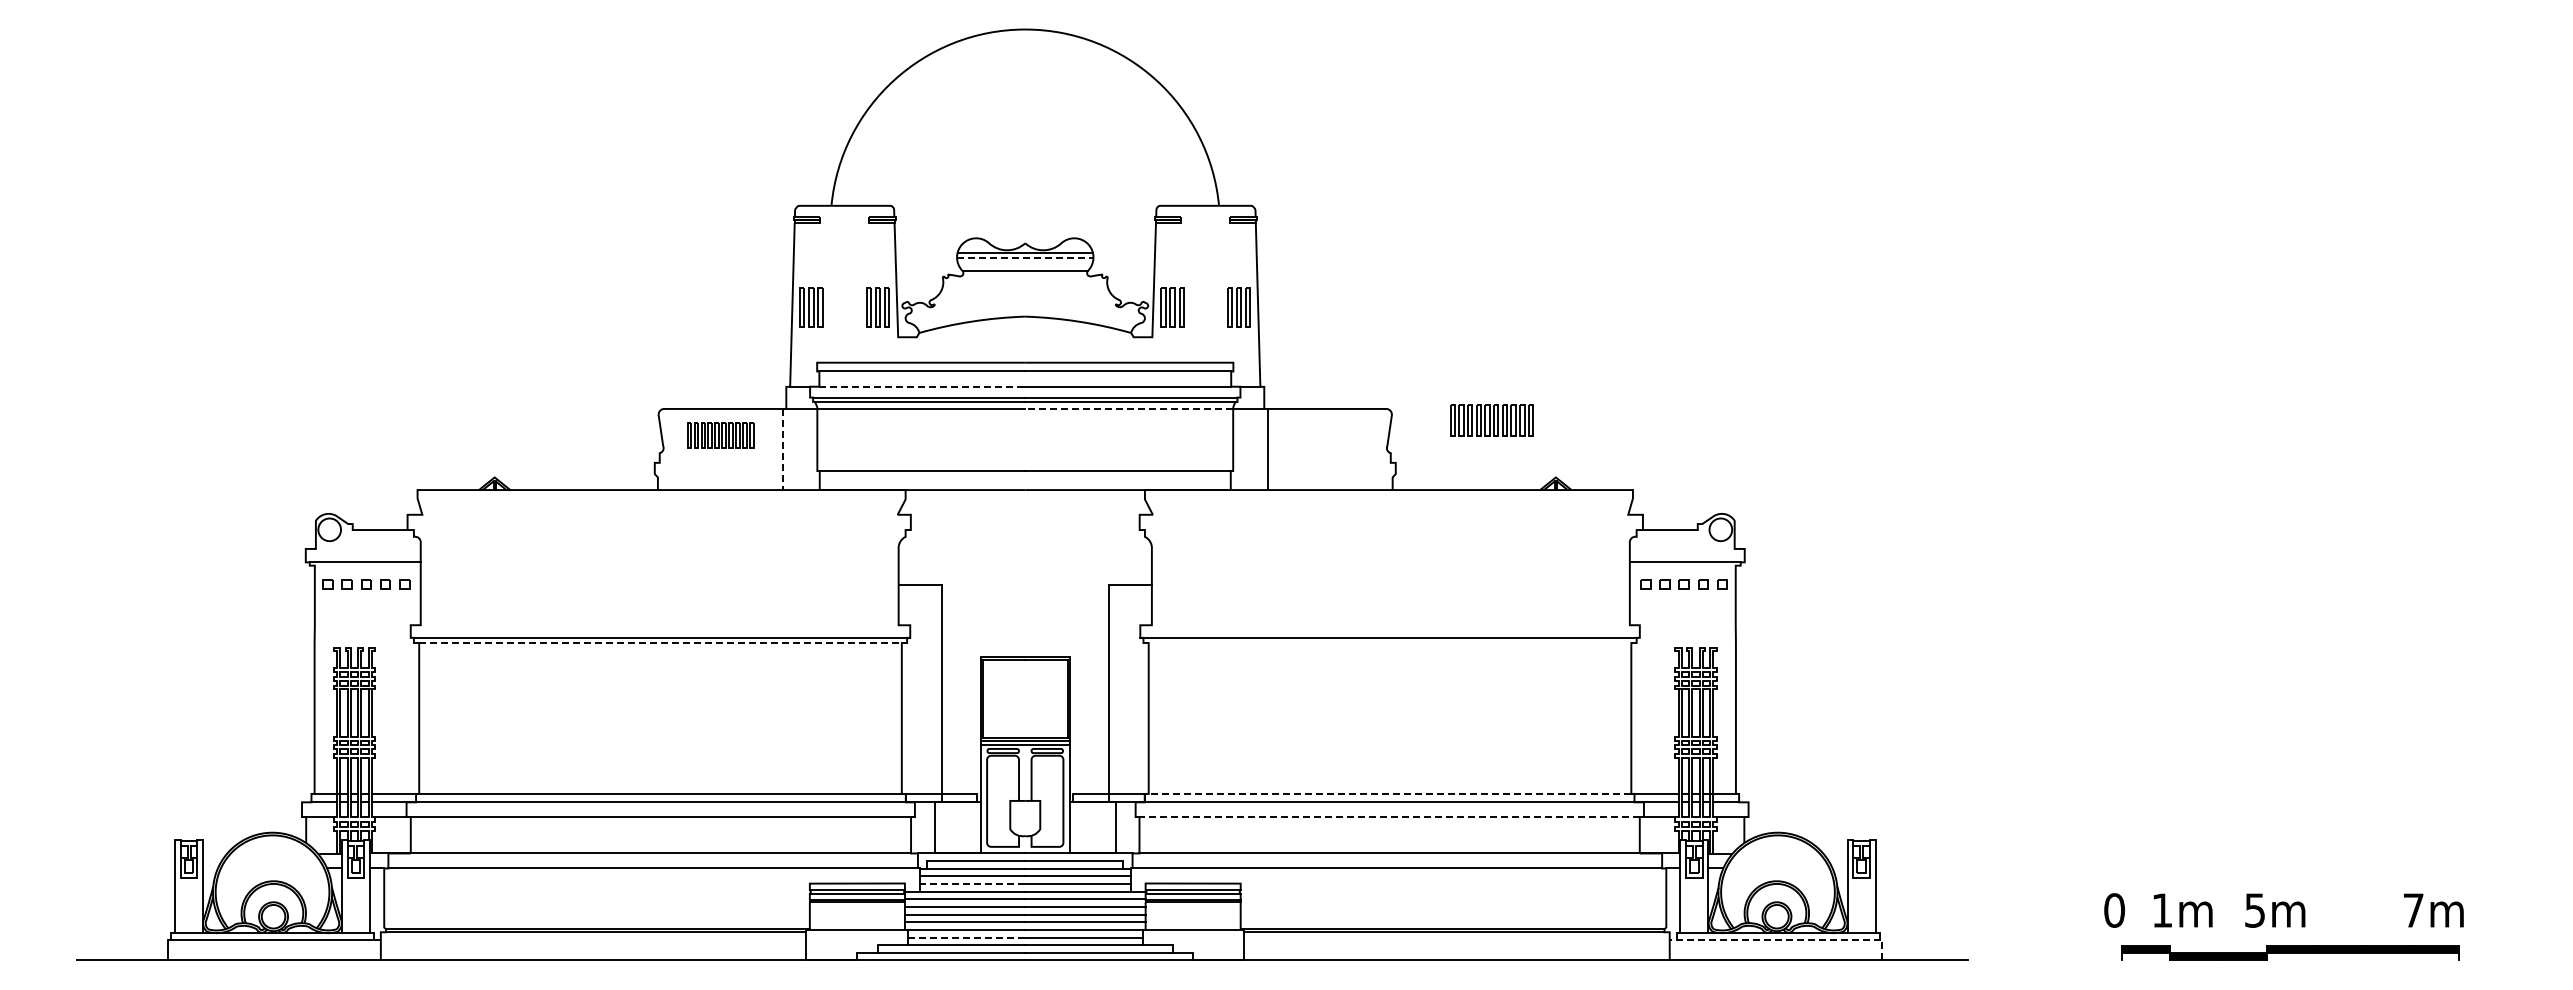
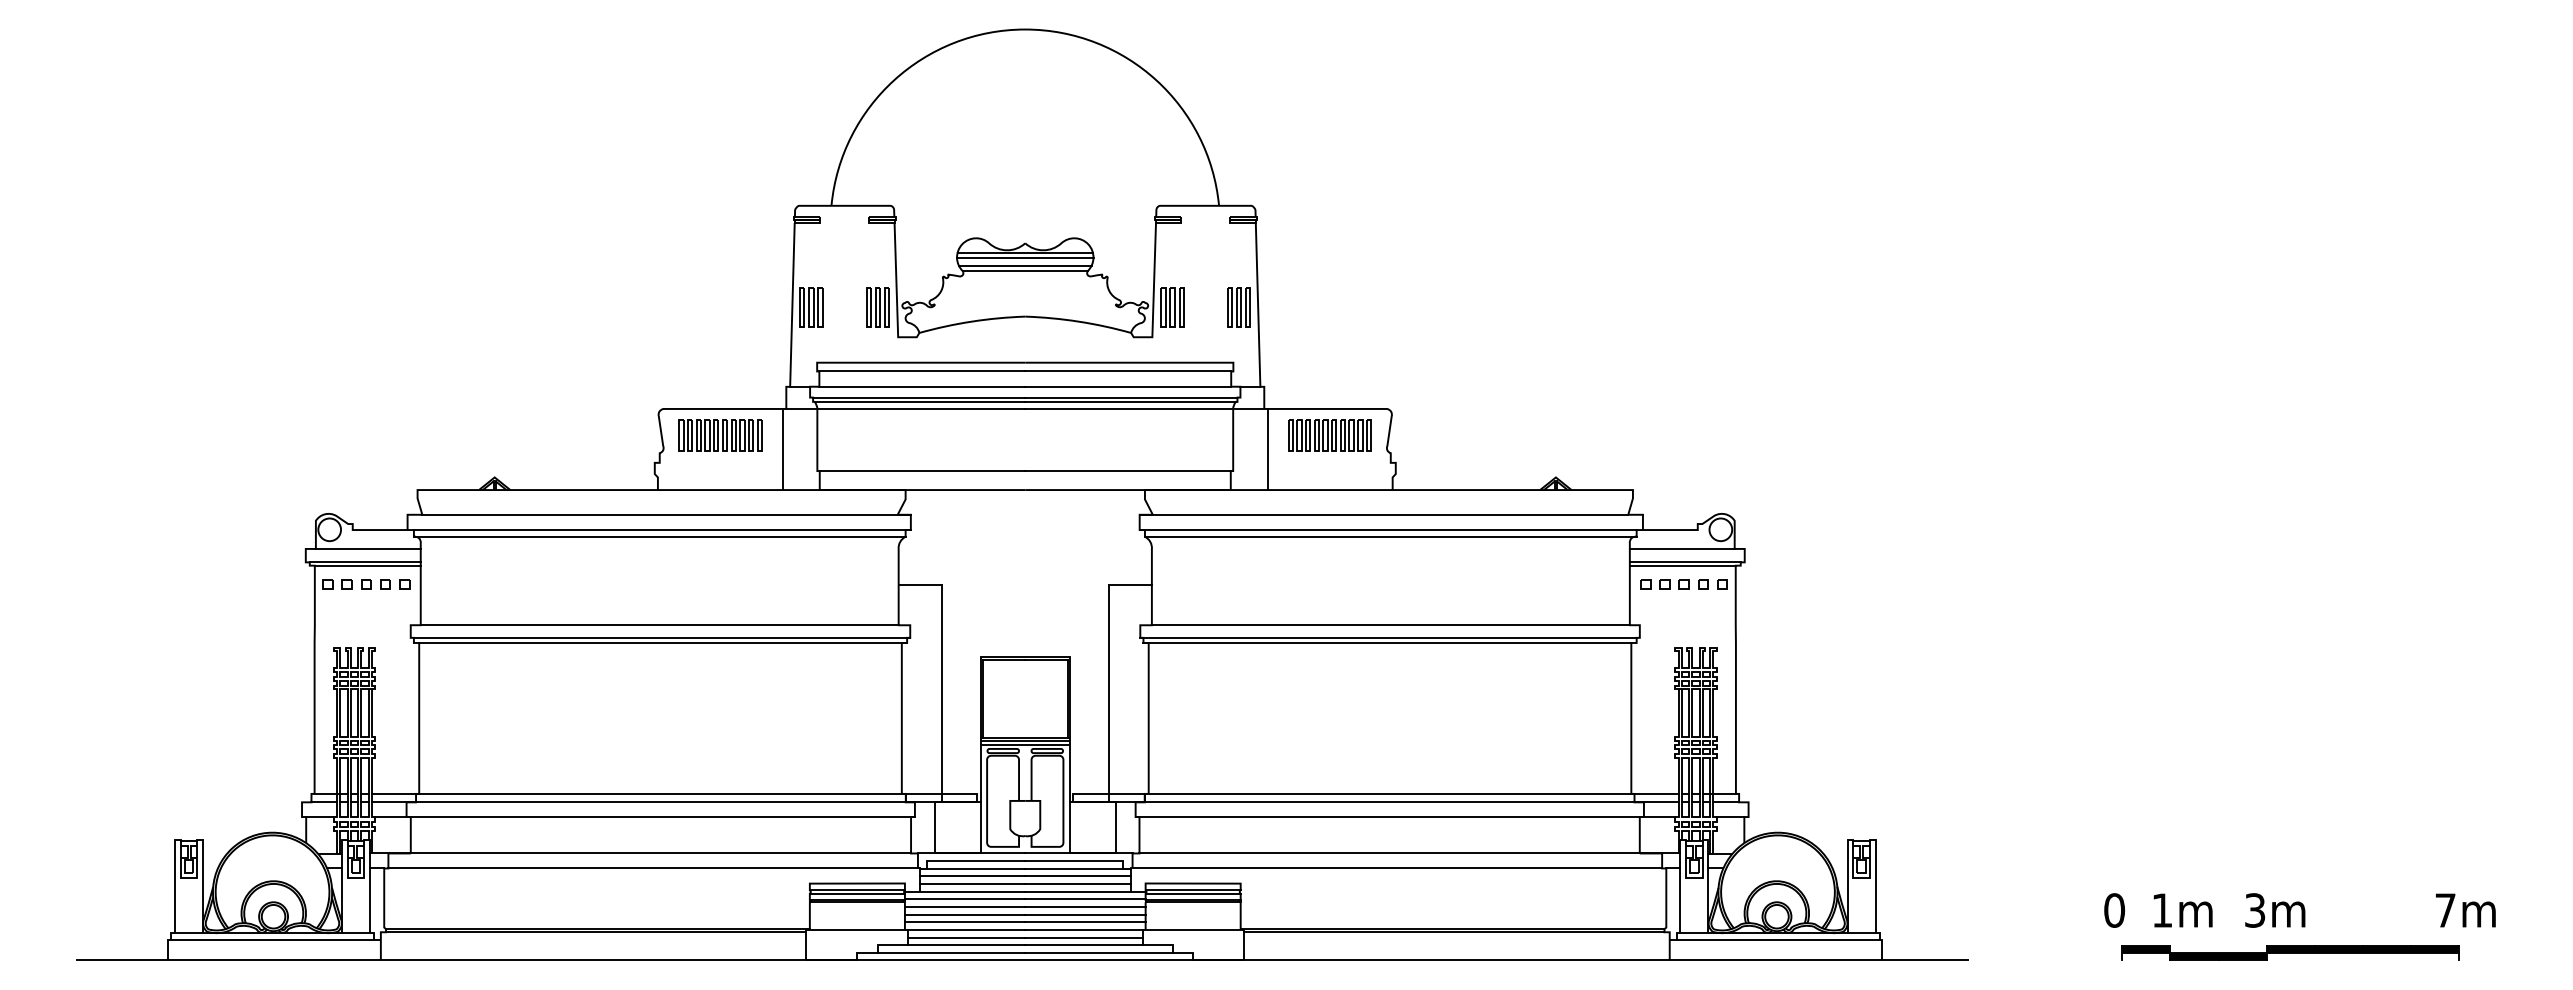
line: dashed -> solid (1025, 257)
line: none -> present (1025, 265)
line: dashed -> solid (922, 386)
line: dashed -> solid (1129, 409)
part position: (1491, 420) -> (1329, 435) (1329, 435)
part size: 68x27 px -> 85x33 px (720, 435)
line: dashed -> solid (782, 449)
line: none -> present (666, 514)
line: none -> present (1383, 514)
line: none -> present (661, 530)
line: none -> present (1387, 530)
line: none -> present (659, 536)
line: none -> present (1390, 536)
line: none -> present (367, 548)
line: none -> present (1681, 548)
line: none -> present (367, 565)
line: none -> present (1682, 565)
line: none -> present (659, 625)
line: none -> present (1390, 625)
line: dashed -> solid (663, 642)
line: none -> present (1387, 642)
line: dashed -> solid (1387, 793)
line: dashed -> solid (1387, 817)
line: dashed -> solid (972, 884)
text: 5m -> 3m (2255, 910)
text position: (2433, 910) -> (2465, 910) (2465, 910)
line: dashed -> solid (966, 937)
line: dashed -> solid (1786, 940)
